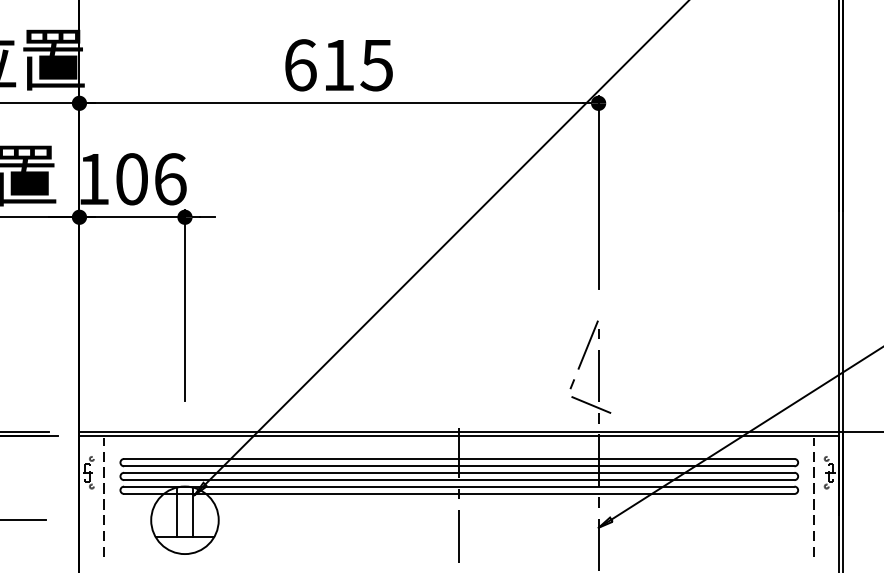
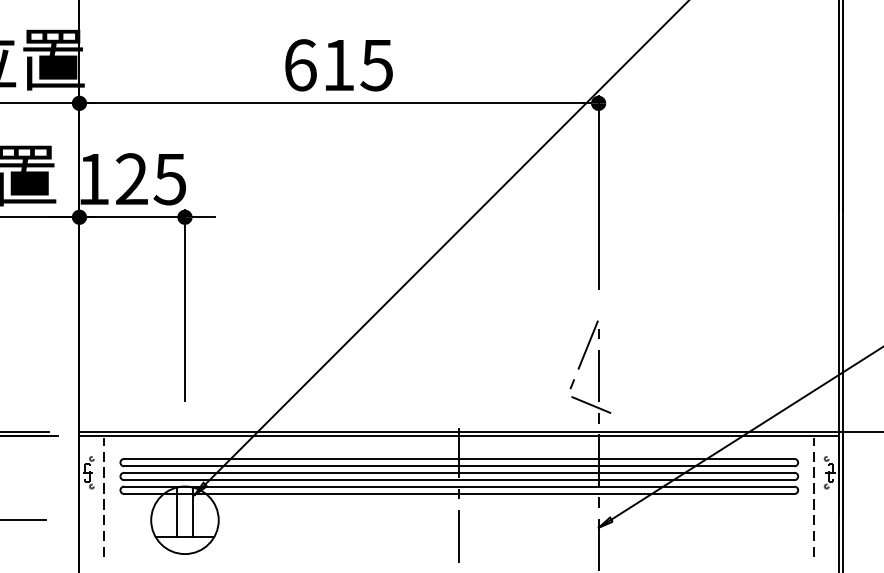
text: 106 -> 125 (151, 179)
